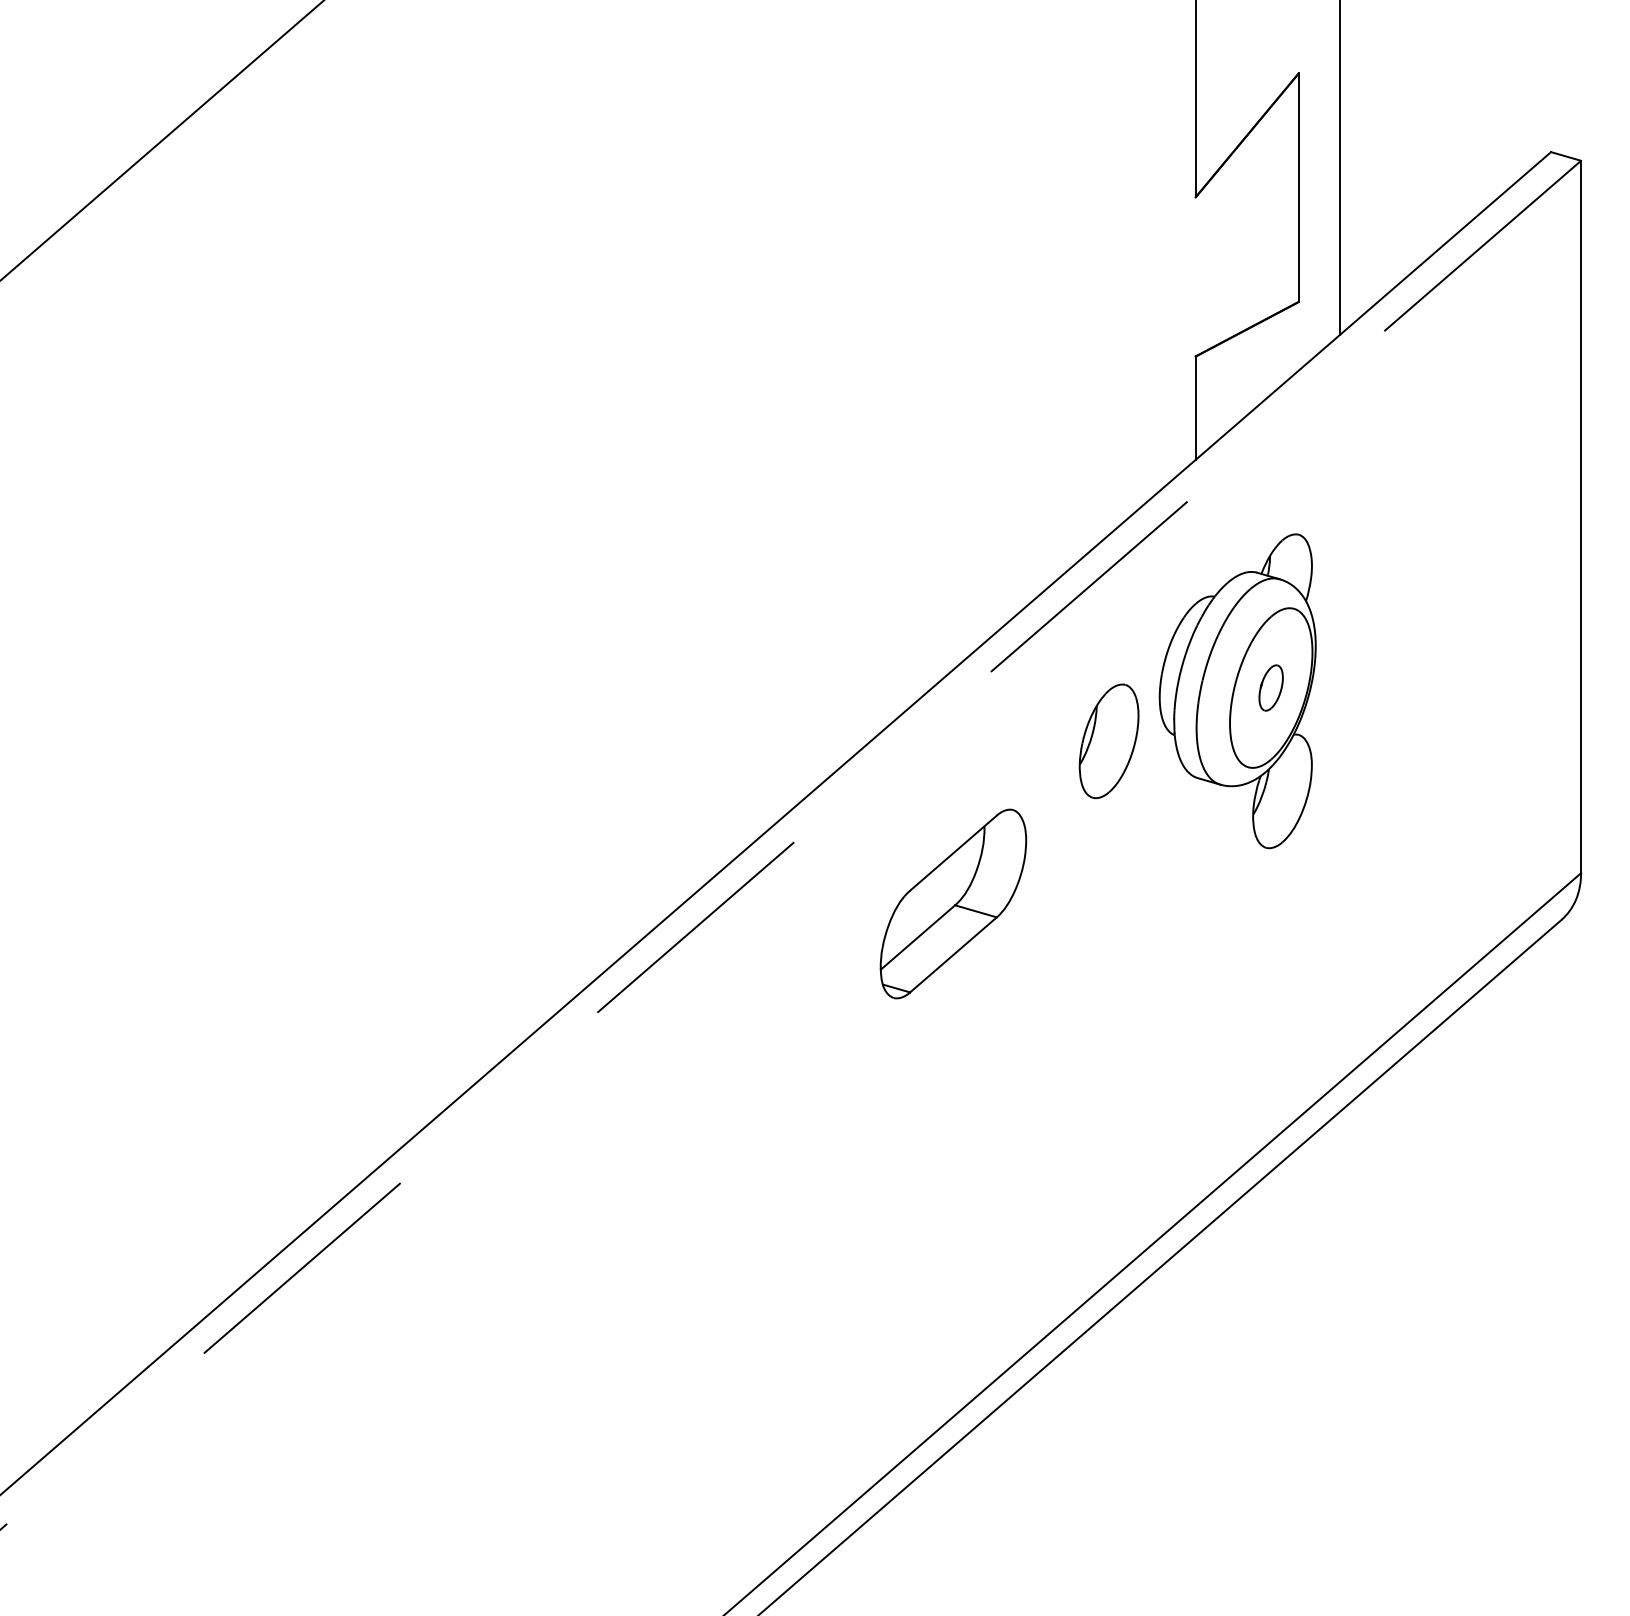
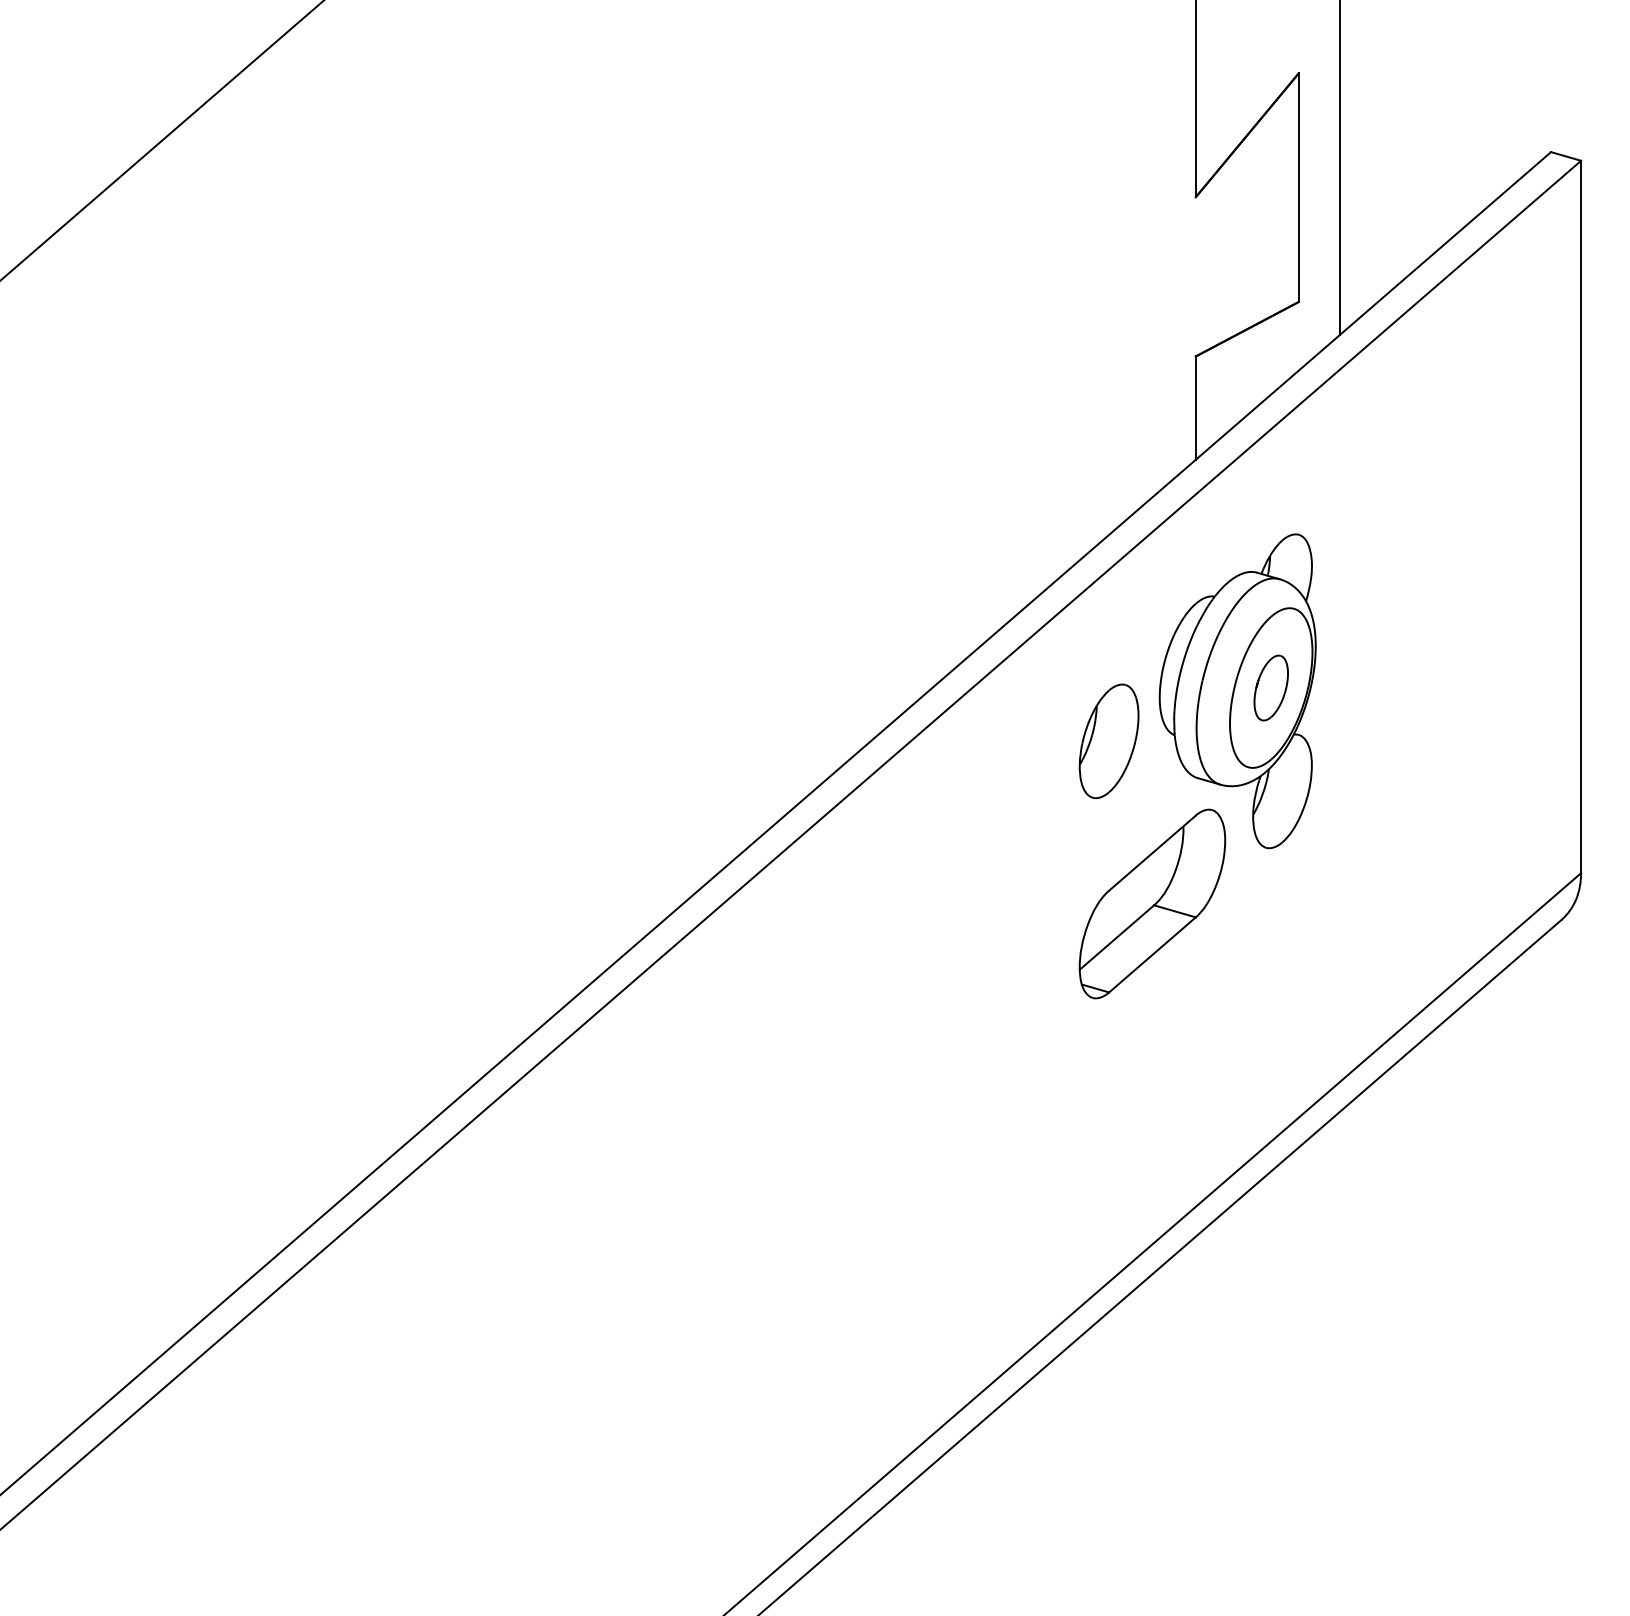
part size: 26x48 px -> 36x68 px (1270, 687)
line: dashed -> solid (790, 845)
part position: (953, 903) -> (1152, 903) (1152, 903)
